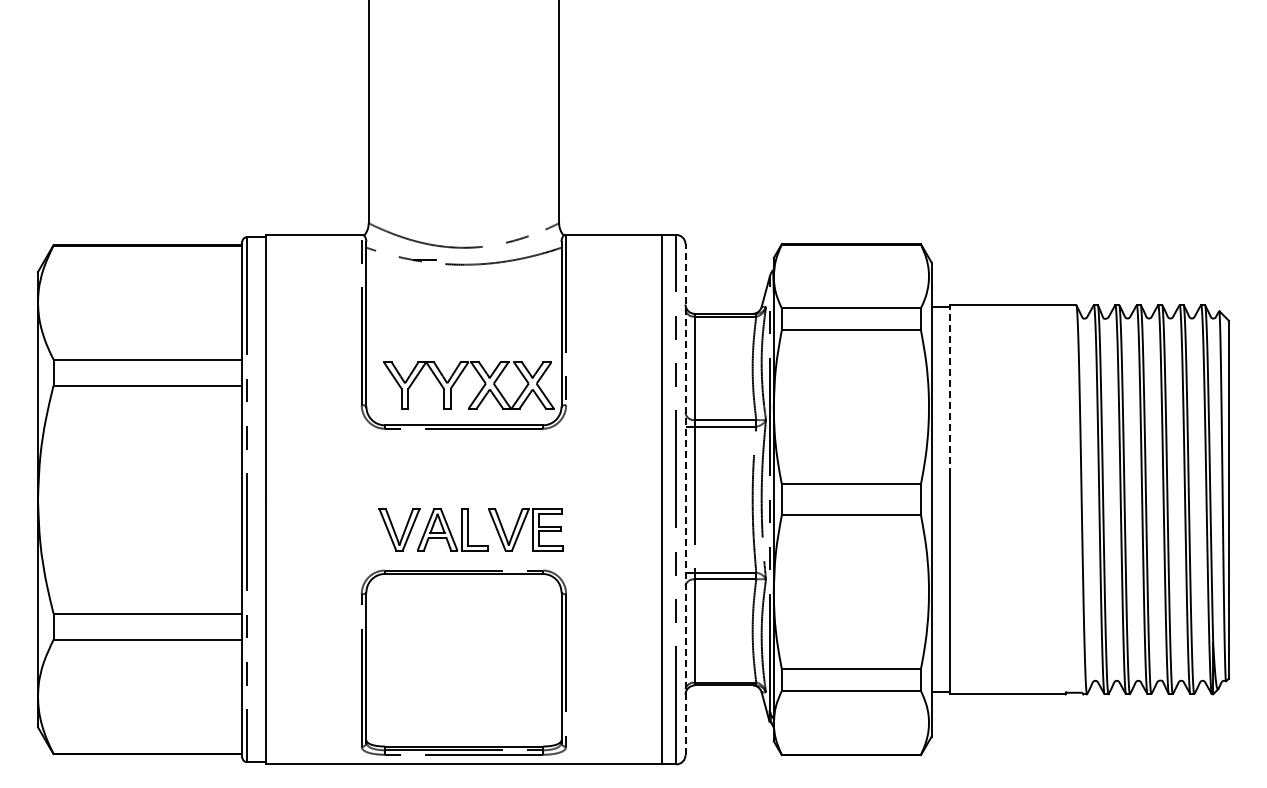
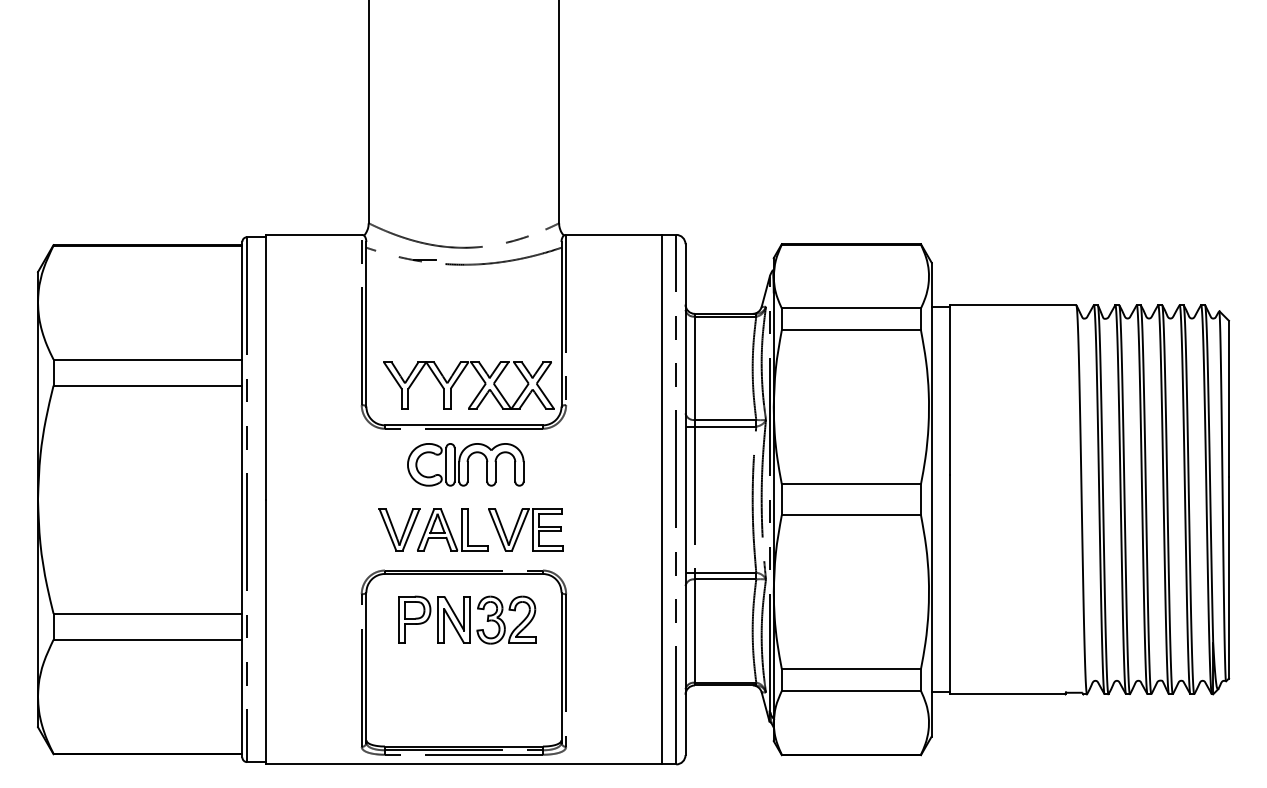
line: dashed -> solid (950, 389)
part: none -> present (465, 464)
line: dashed -> solid (685, 499)
part: none -> present (467, 619)
